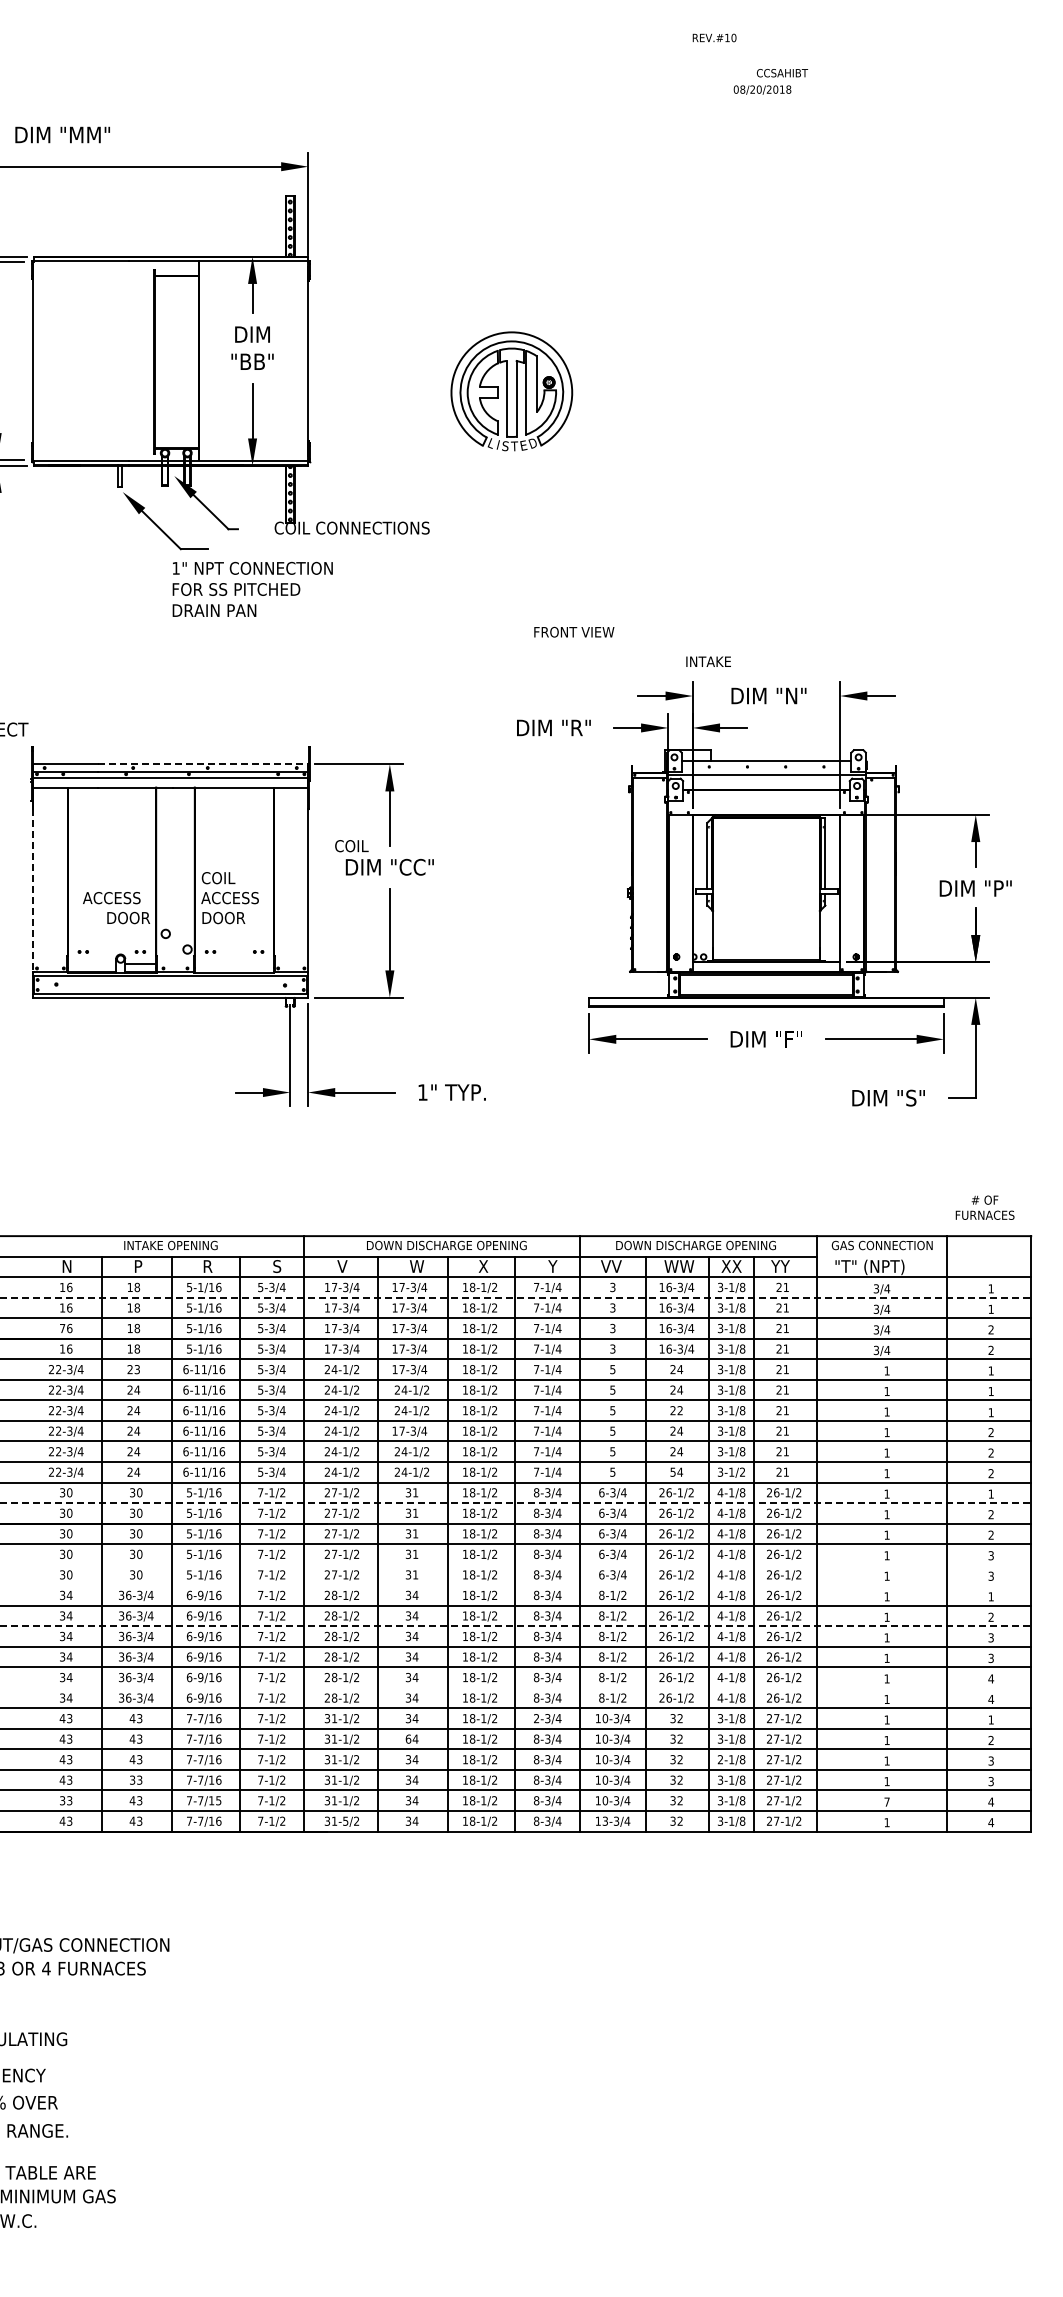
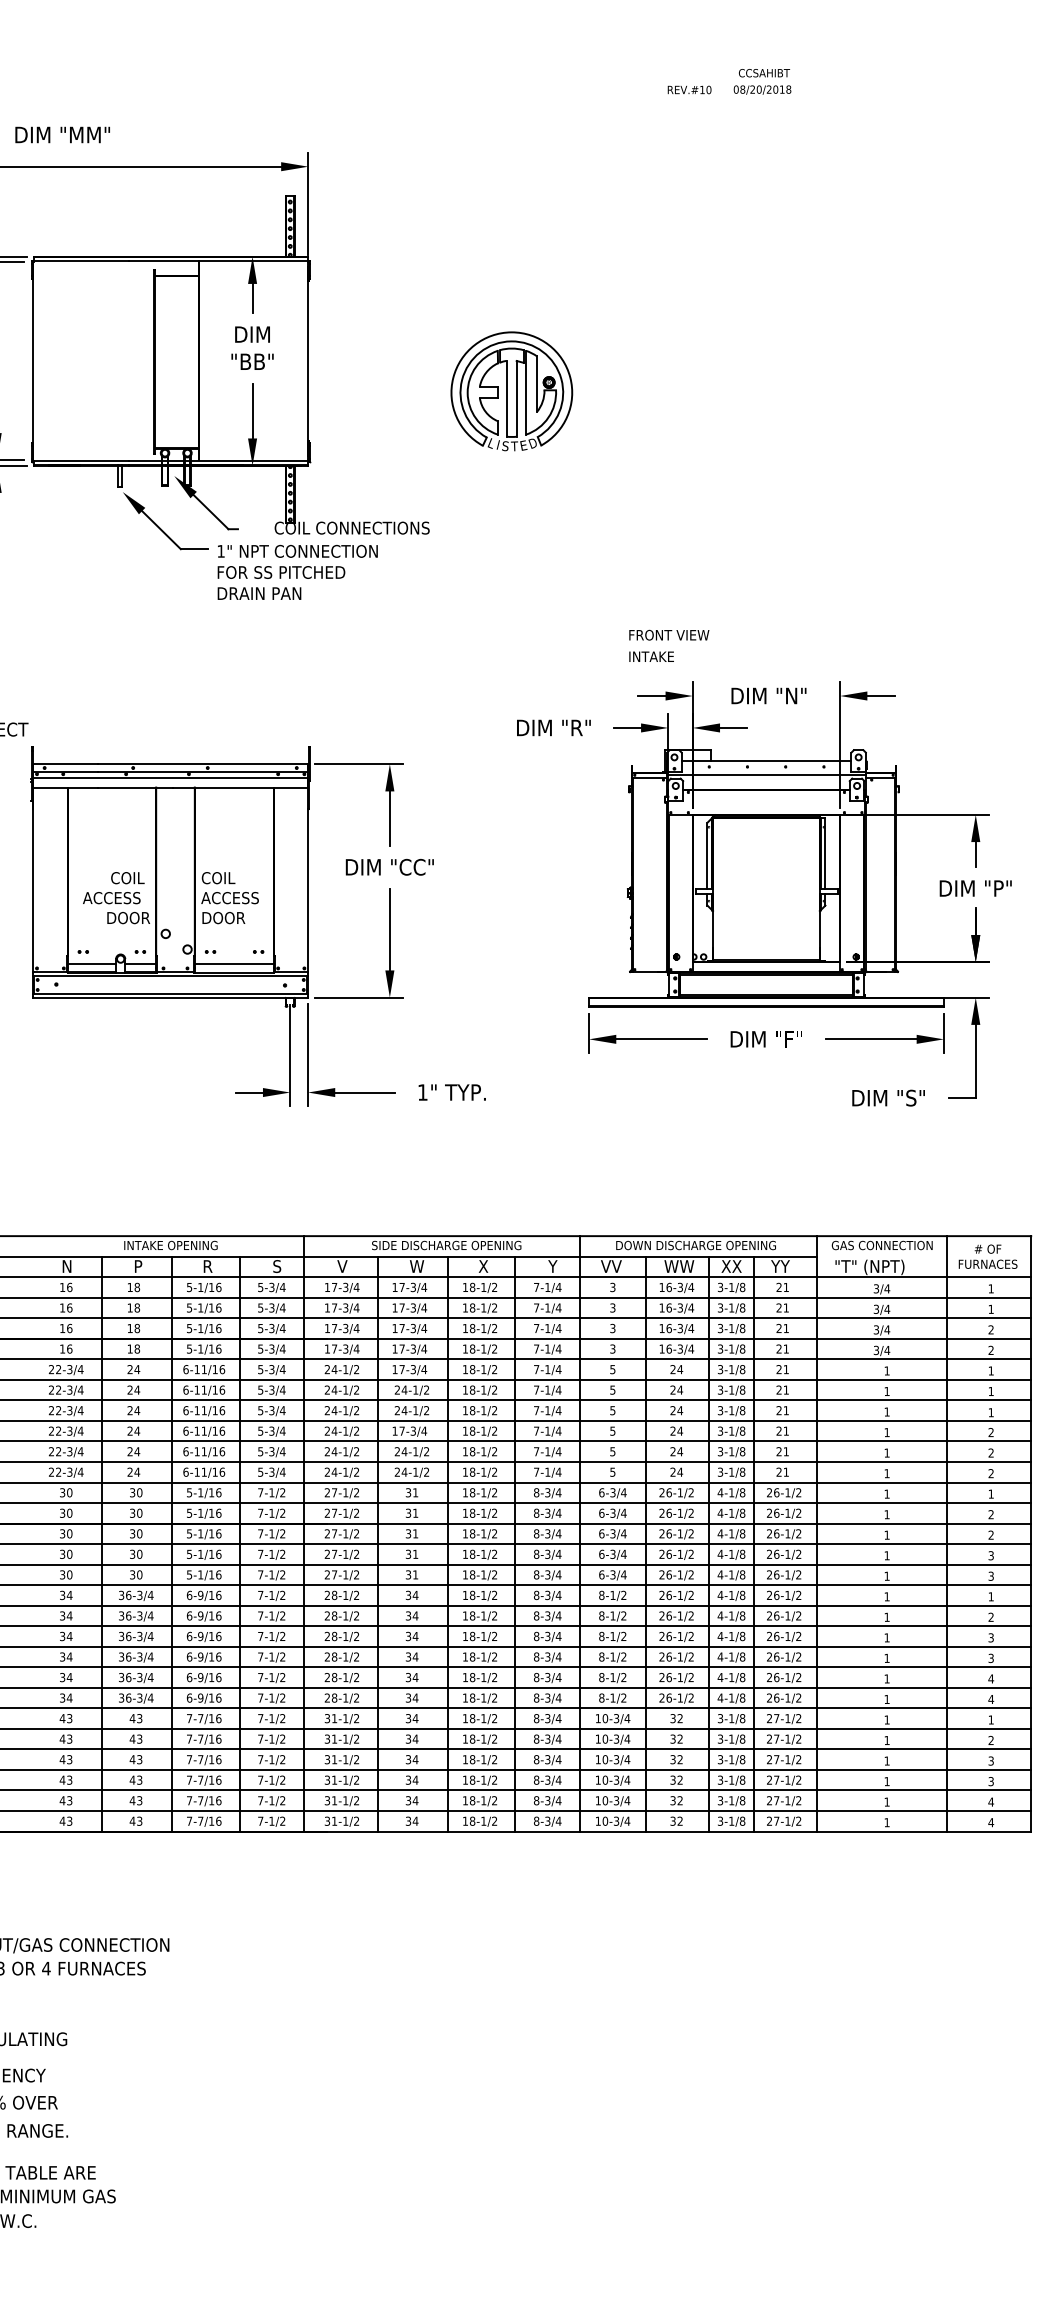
text position: (714, 37) -> (689, 89) (689, 89)
text position: (782, 73) -> (764, 73) (764, 73)
text position: (252, 588) -> (297, 571) (297, 571)
text position: (574, 631) -> (669, 634) (669, 634)
text position: (708, 661) -> (651, 656) (651, 656)
line: dashed -> solid (203, 764)
text position: (351, 846) -> (127, 878) (127, 878)
line: dashed -> solid (33, 890)
line: none -> present (92, 964)
line: none -> present (234, 964)
text position: (984, 1207) -> (987, 1256) (987, 1256)
text: DOWN DISCHARGE OPENING -> SIDE DISCHARGE OPENING (446, 1245)
line: dashed -> solid (516, 1297)
text: 76 -> 16 (62, 1328)
text: 23 -> 24 (137, 1369)
text: 22 -> 24 (680, 1410)
text: 54 -> 24 (672, 1471)
text: 3-1/2 -> 3-1/8 (742, 1471)
line: dashed -> solid (516, 1503)
line: none -> present (516, 1564)
line: none -> present (516, 1585)
line: dashed -> solid (516, 1626)
line: none -> present (516, 1687)
text: 2-3/4 -> 8-3/4 (536, 1718)
text: 64 -> 34 (408, 1738)
text: 2-1/8 -> 3-1/8 (720, 1760)
text: 33 -> 43 (132, 1779)
text: 33 -> 43 (62, 1800)
text: 7-7/15 -> 7-7/16 (218, 1800)
text: 7 -> 1 (886, 1801)
text: 31-5/2 -> 31-1/2 (345, 1820)
text: 13-3/4 -> 10-3/4 (605, 1820)
